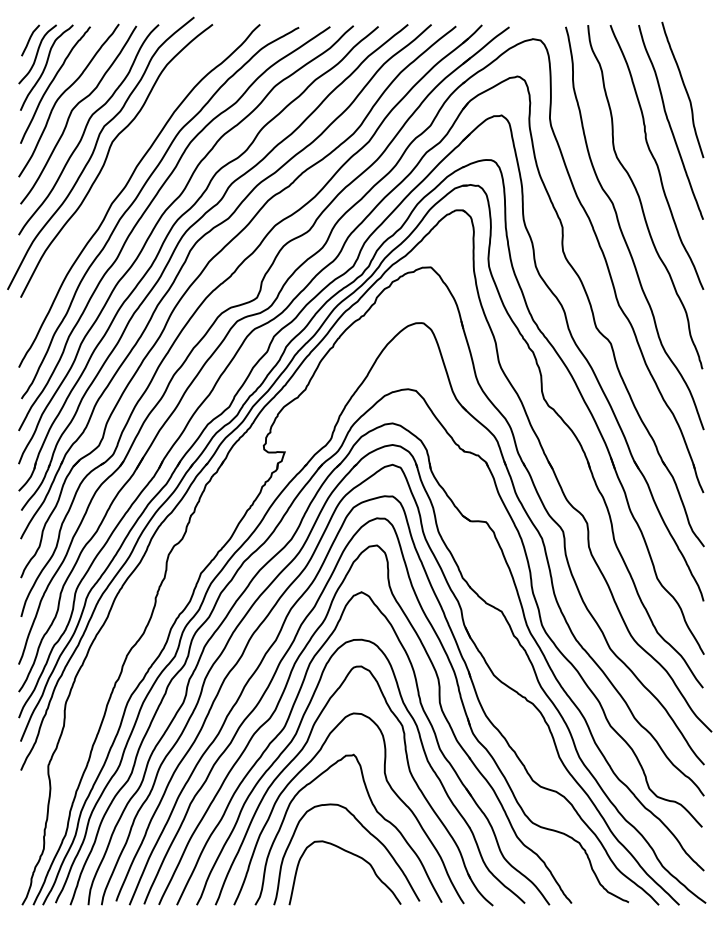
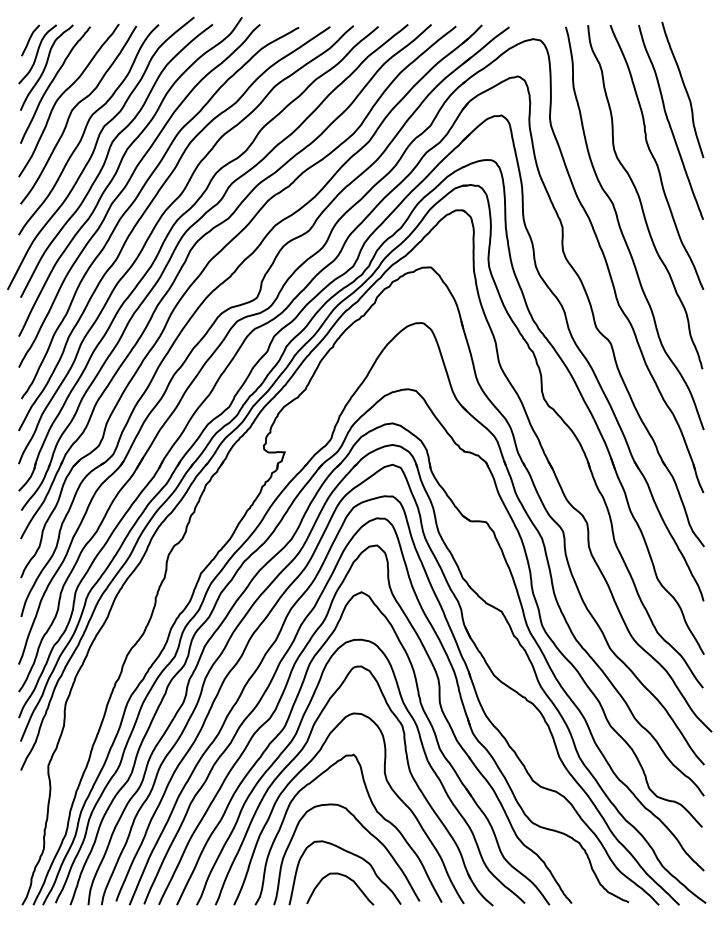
curve: none -> present (118, 170)
curve: none -> present (347, 878)
